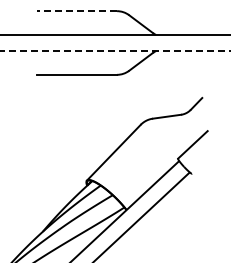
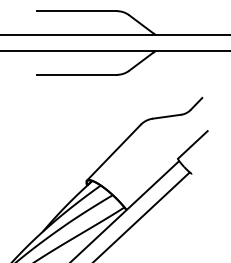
line: dashed -> solid (77, 11)
line: dashed -> solid (115, 51)
